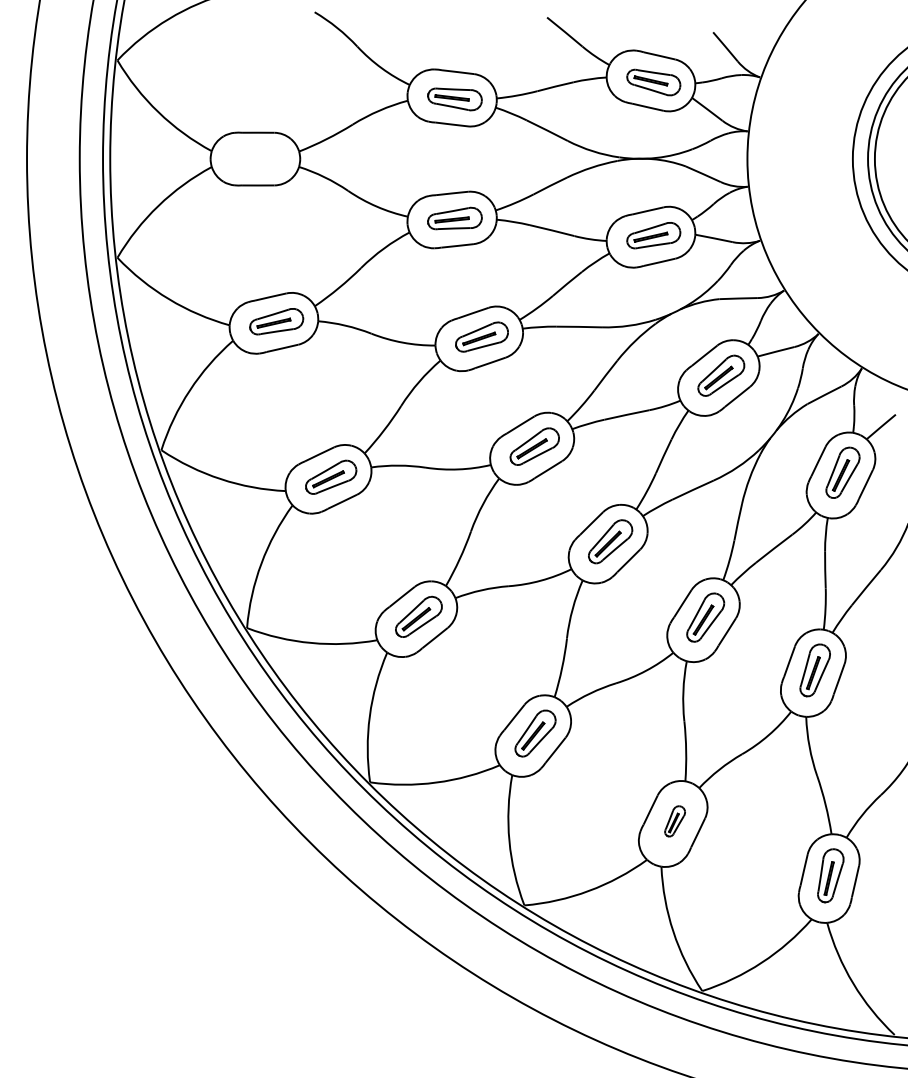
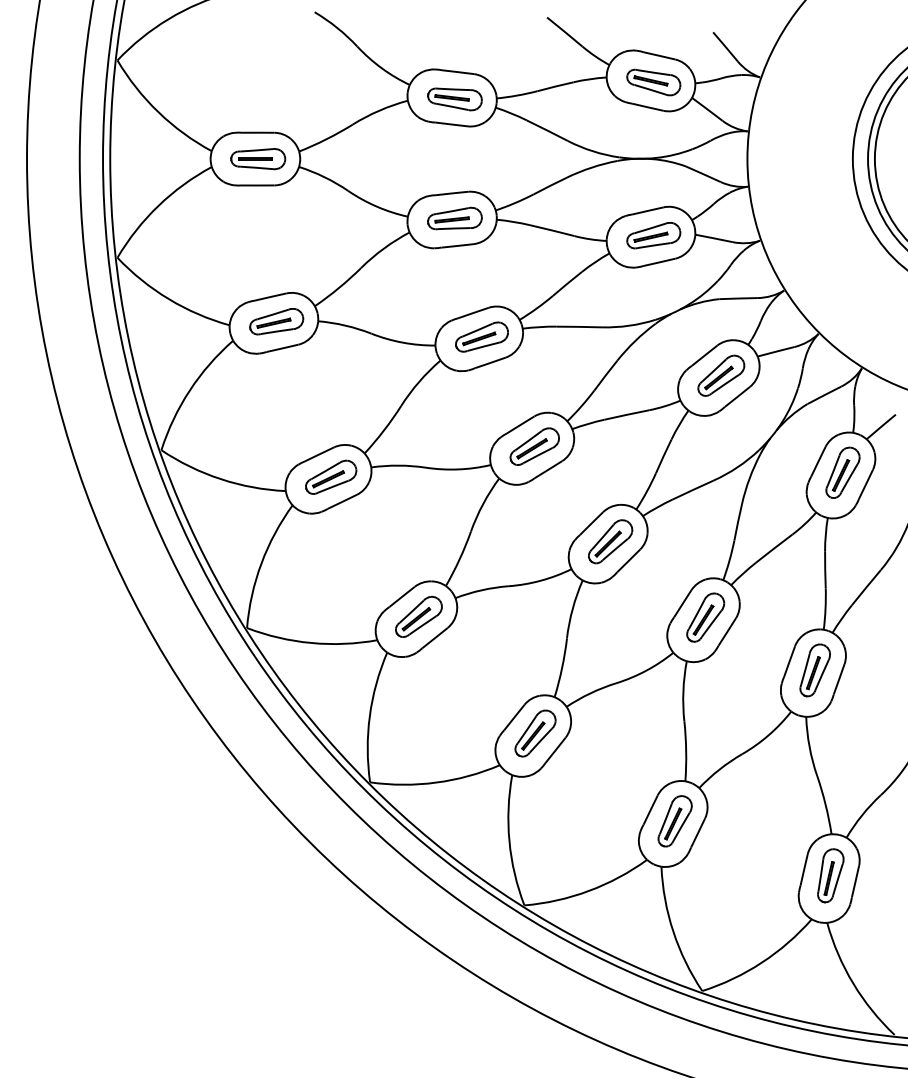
part: none -> present (258, 159)
part size: 22x33 px -> 36x53 px (674, 821)
